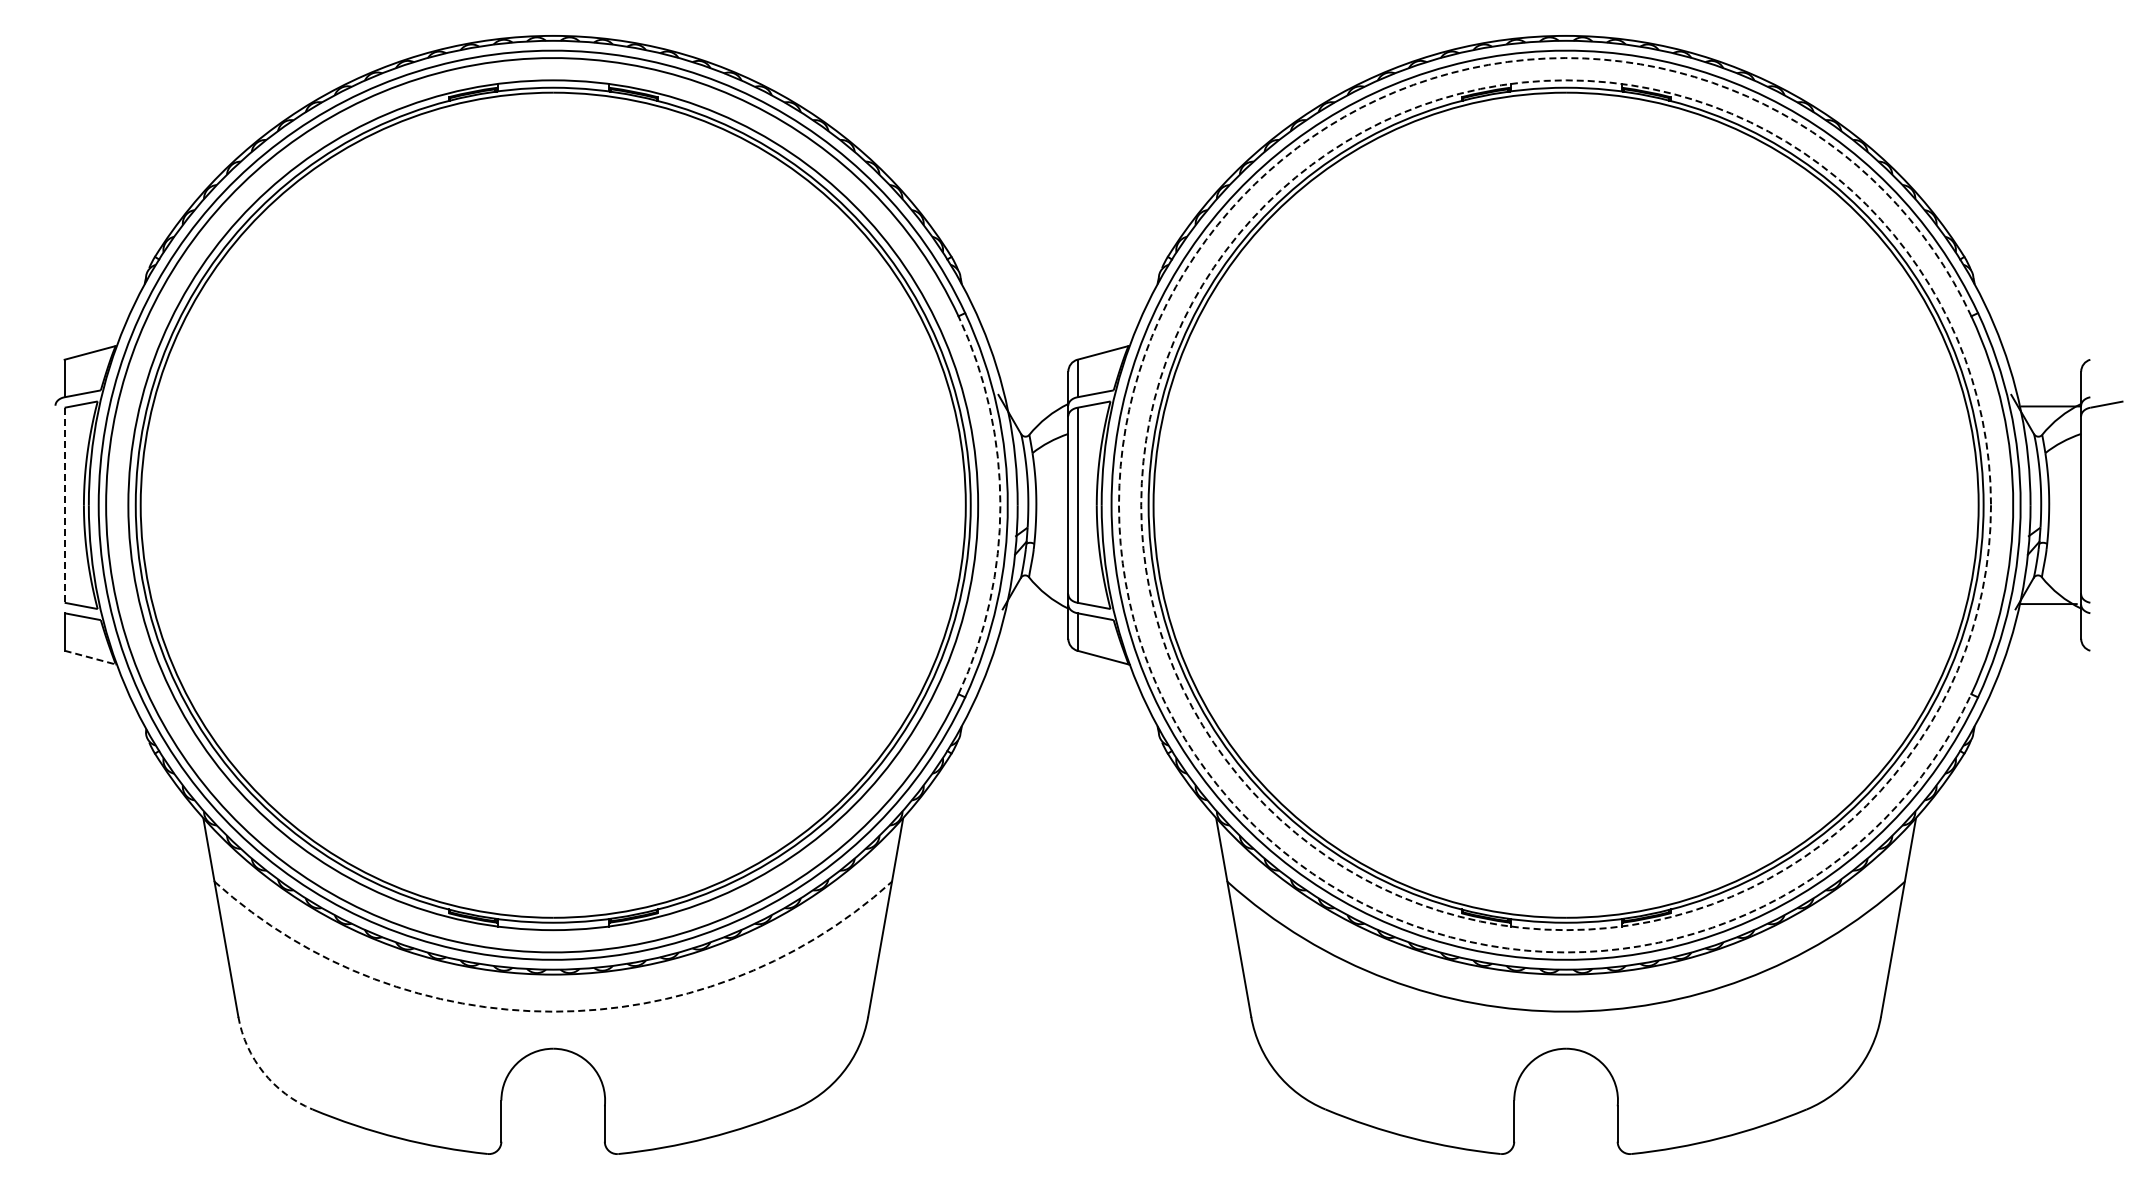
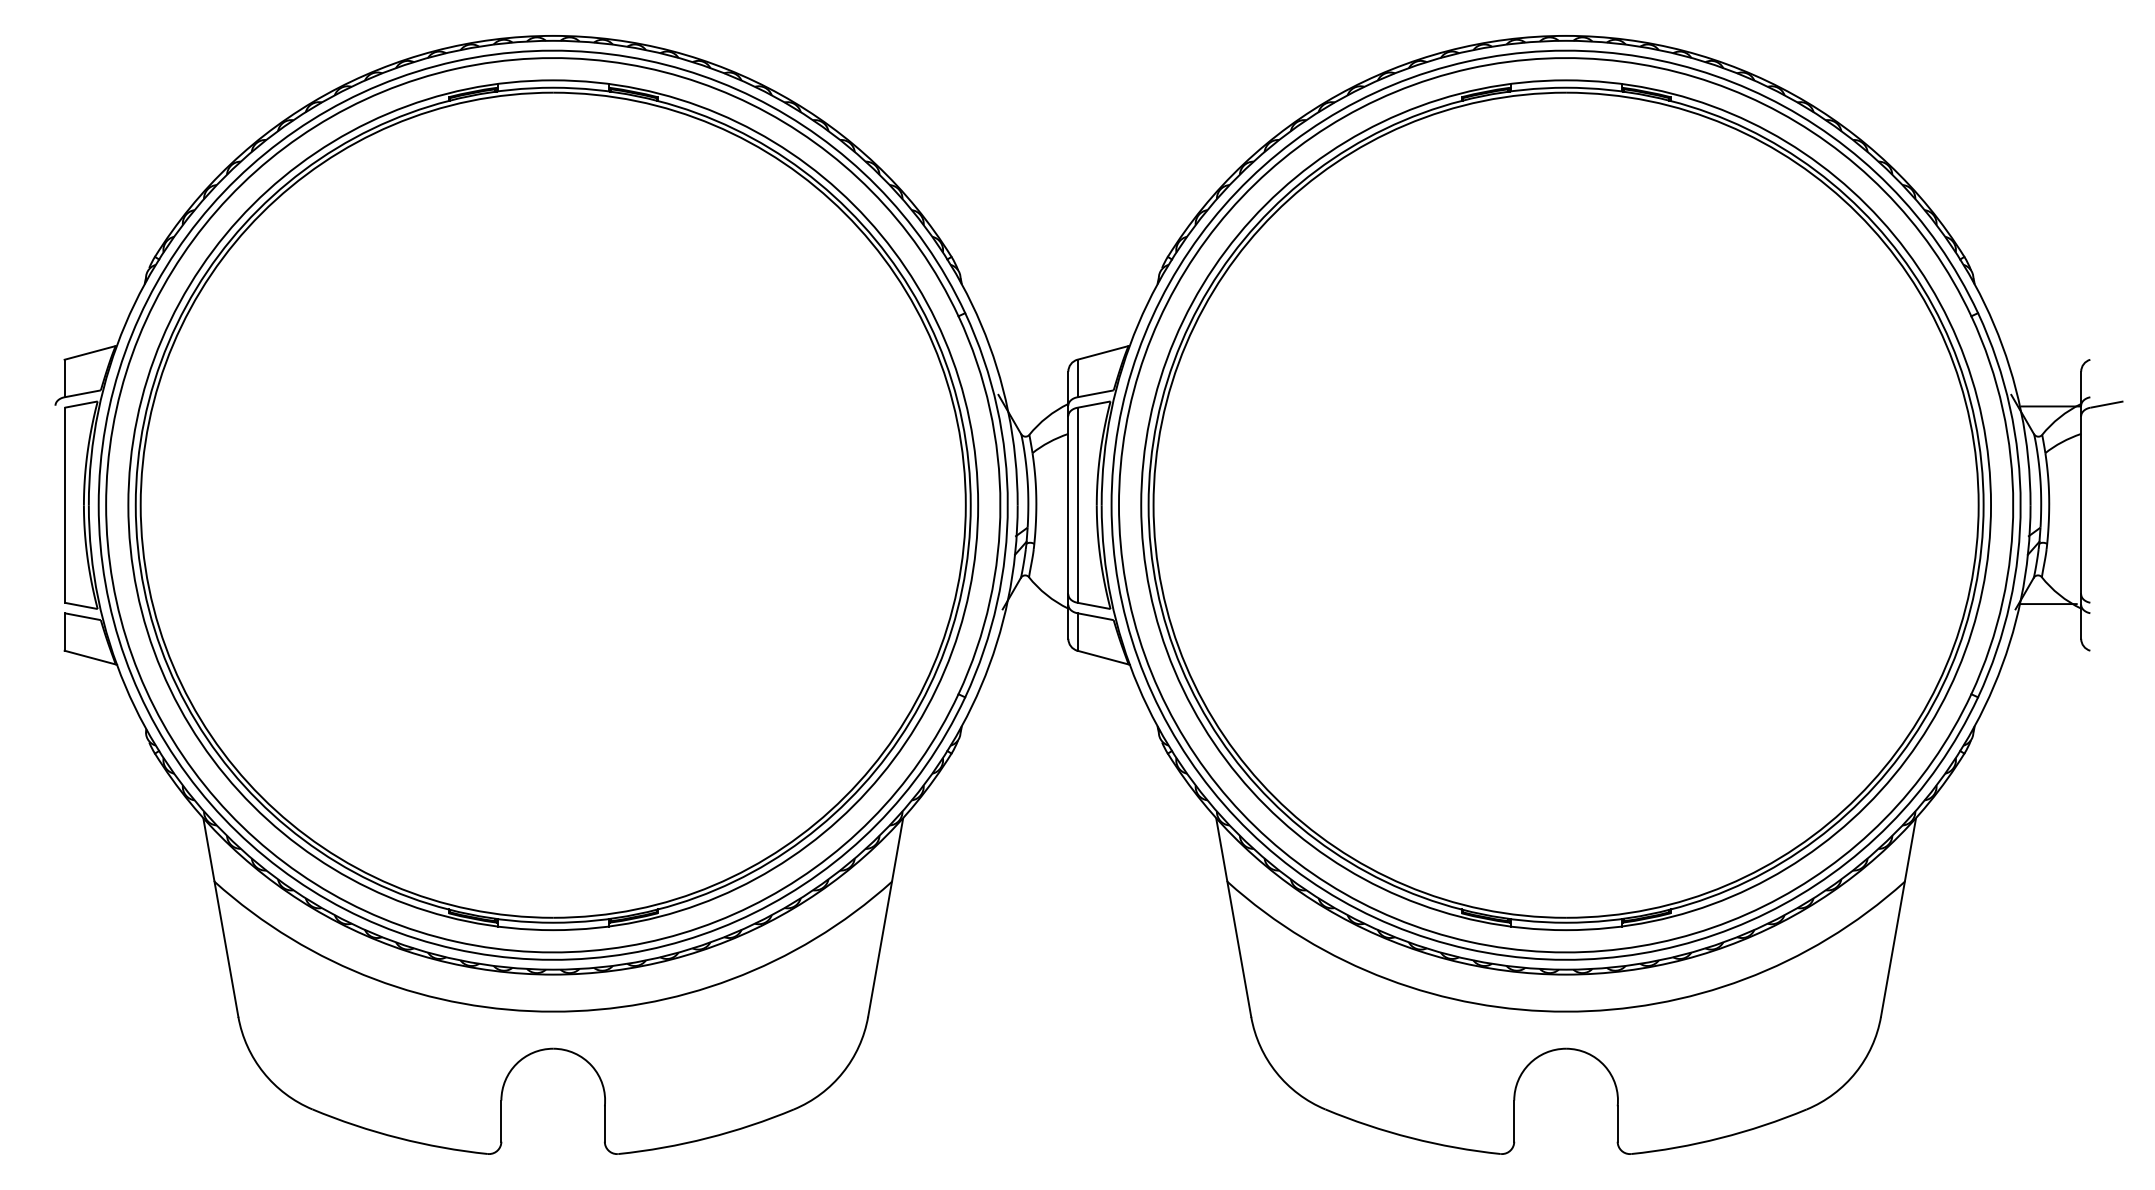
line: dashed -> solid (64, 505)
arc: dashed -> solid (1000, 505)
arc: dashed -> solid (1118, 505)
circle: dashed -> solid (1566, 505)
line: dashed -> solid (91, 657)
arc: dashed -> solid (553, 1011)
arc: dashed -> solid (263, 1072)
